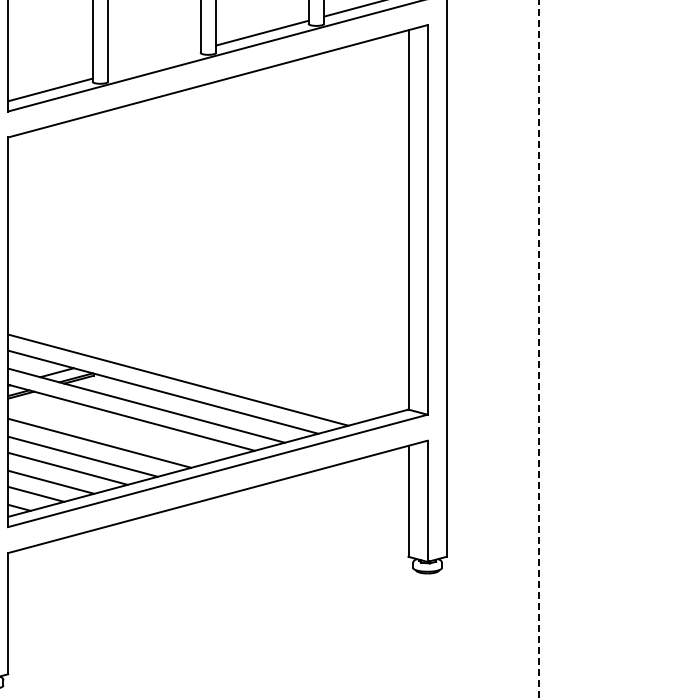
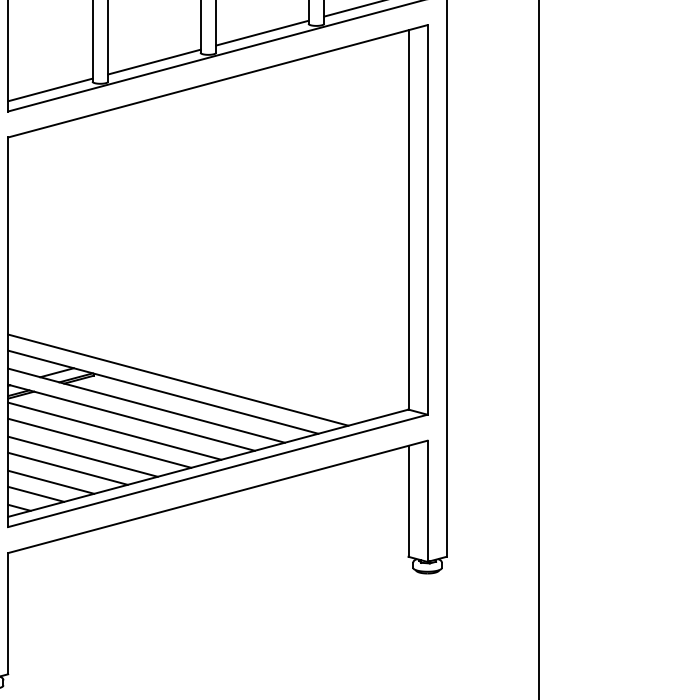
line: none -> present (154, 61)
line: dashed -> solid (538, 350)
line: none -> present (114, 430)
